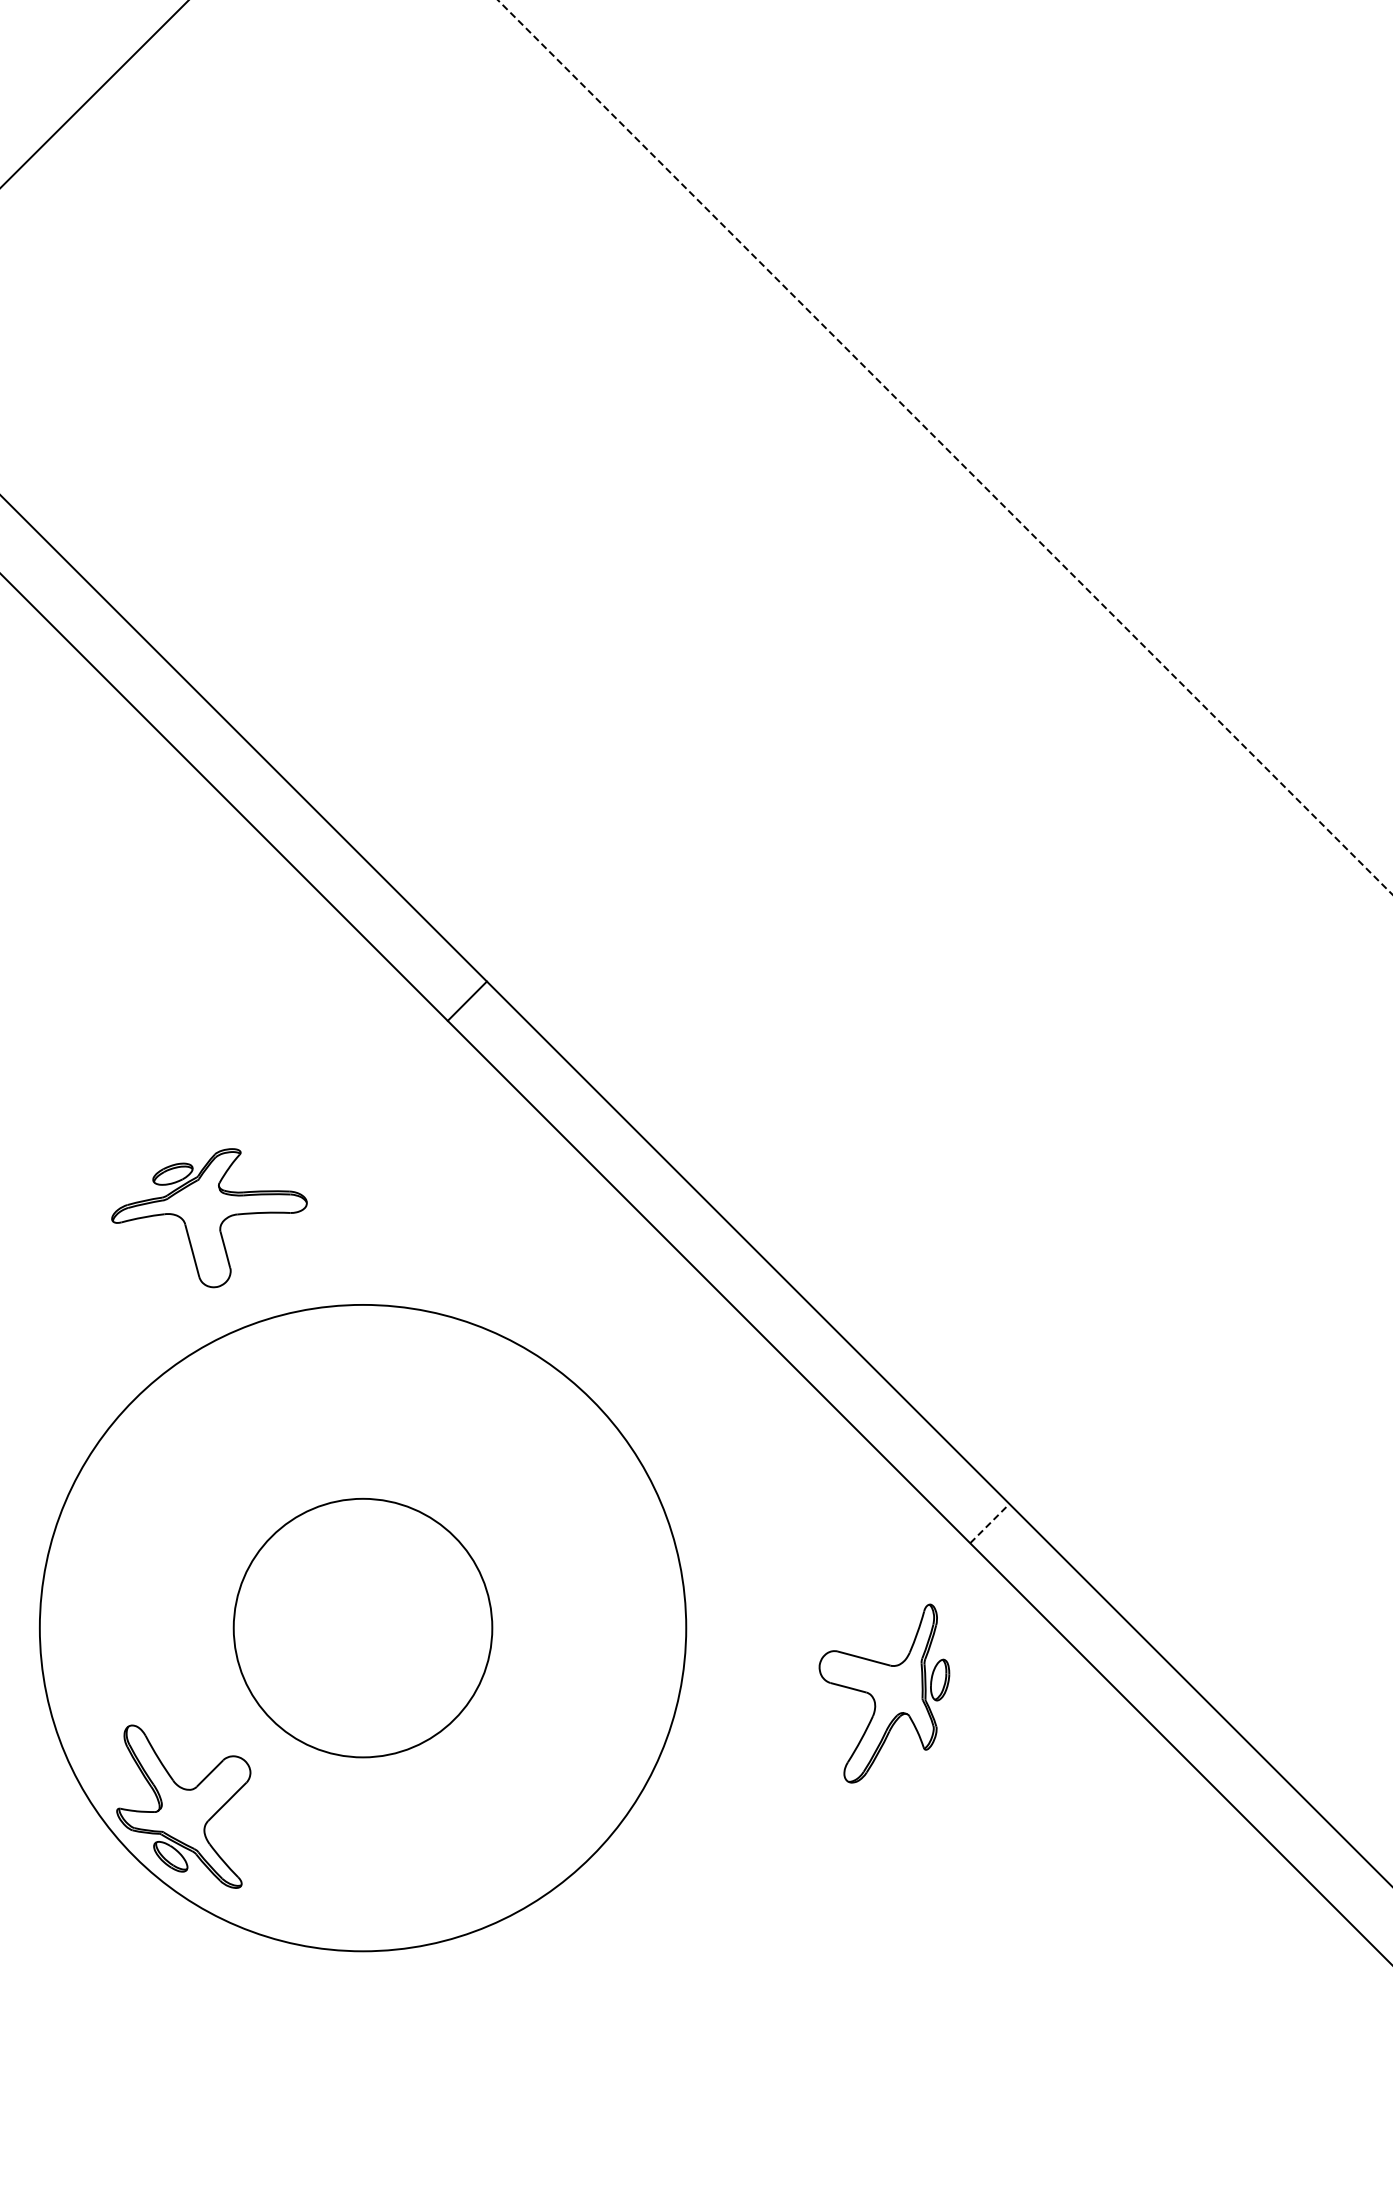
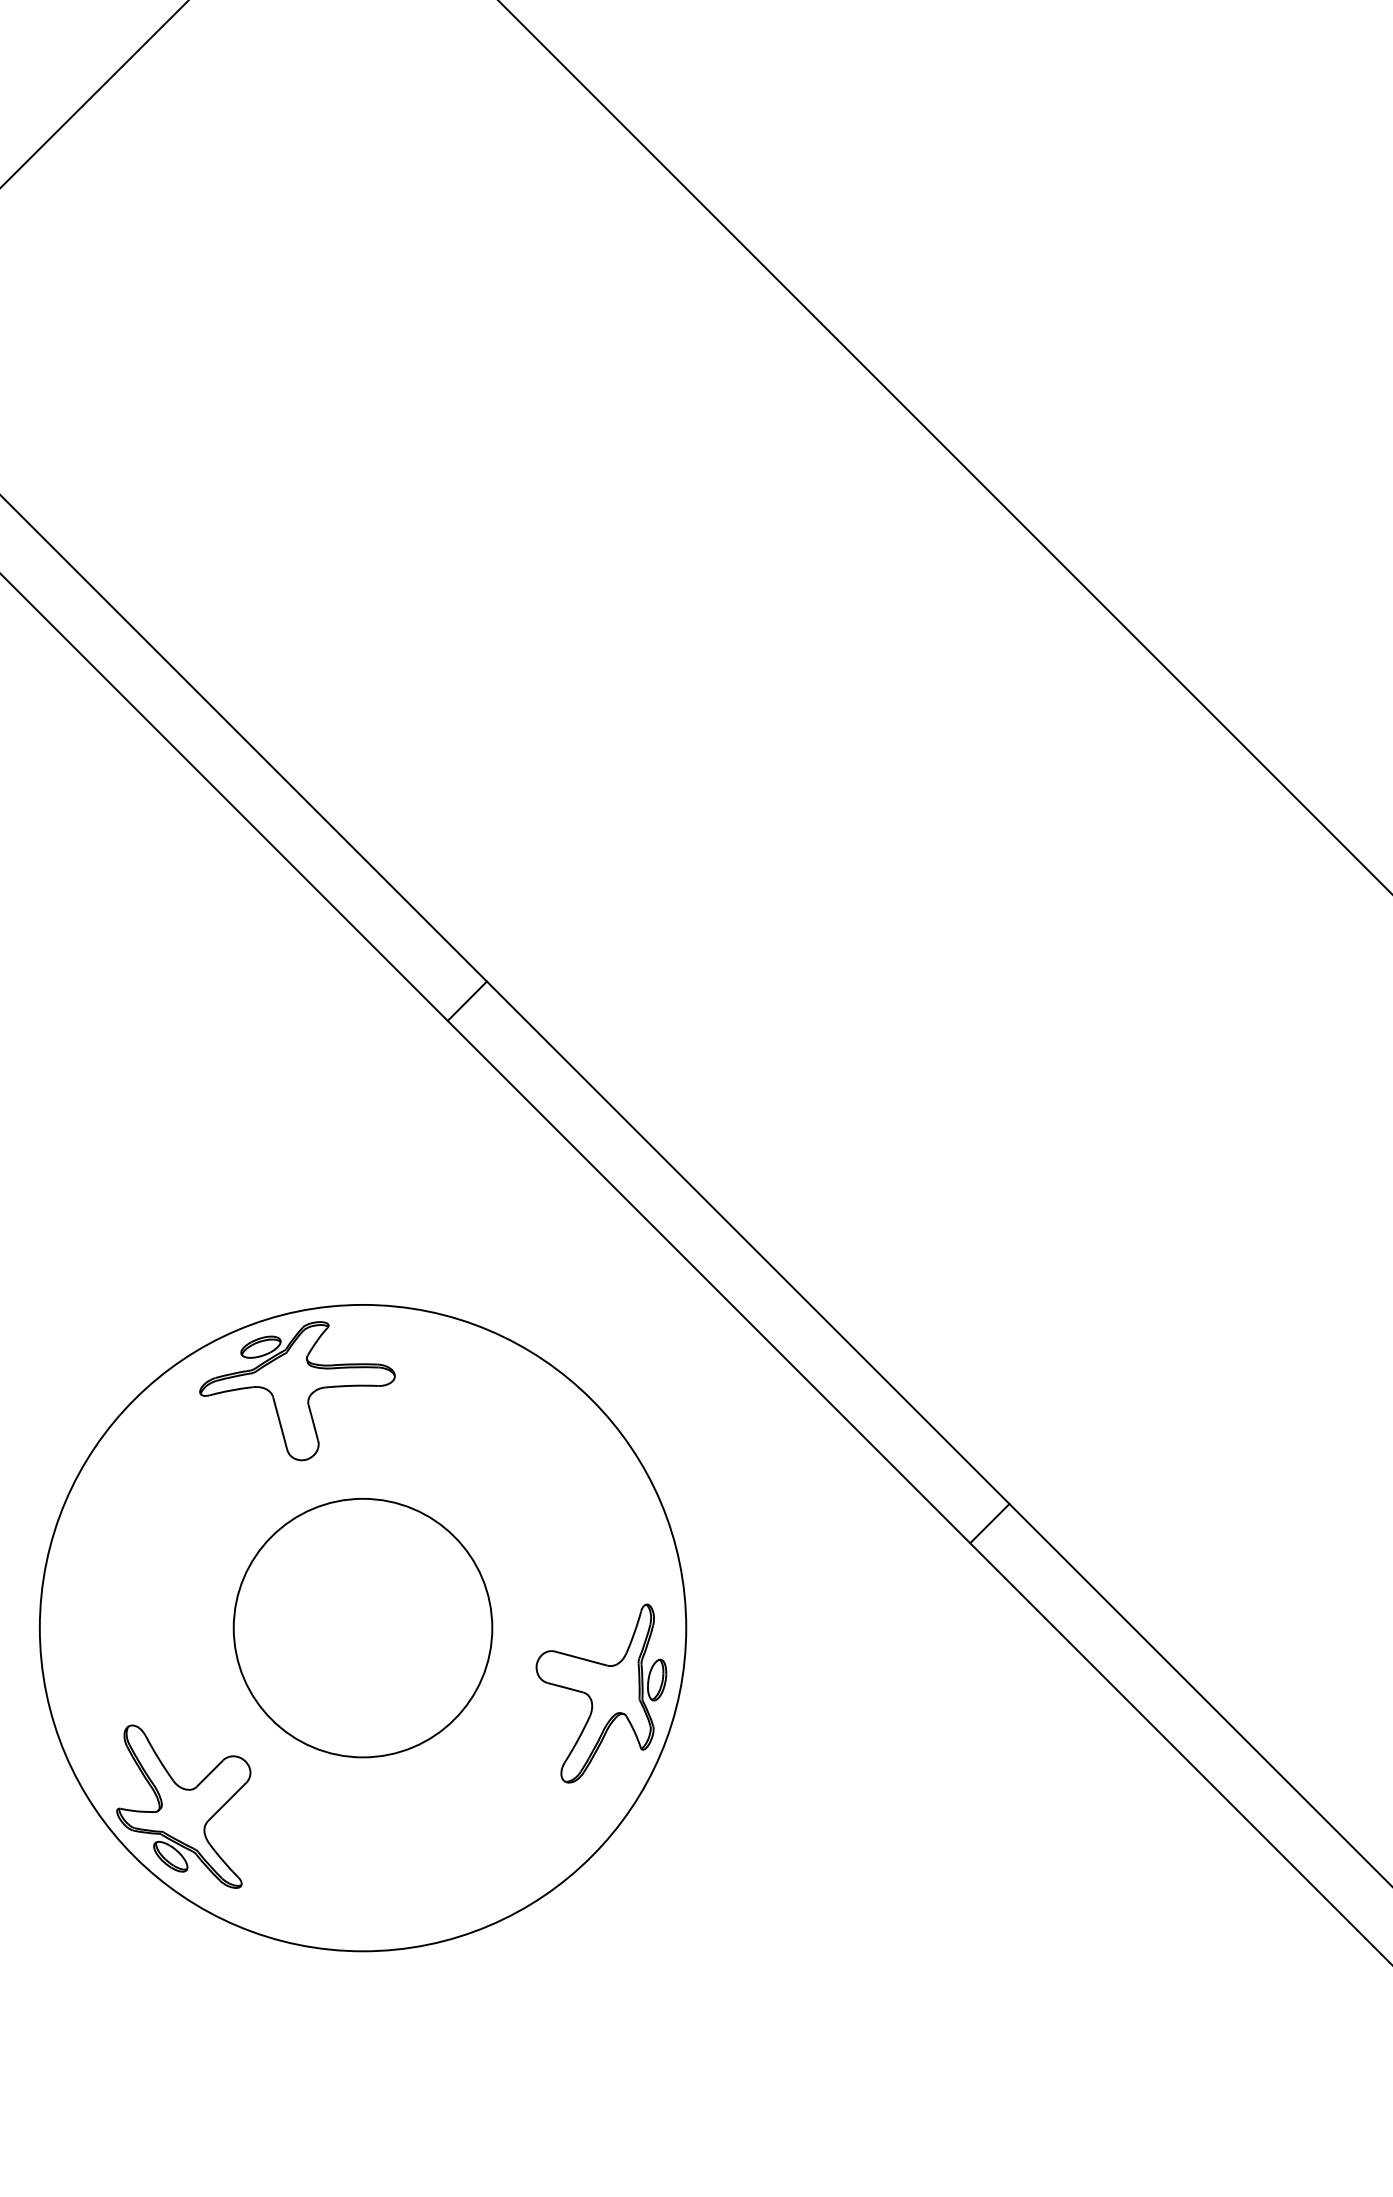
line: dashed -> solid (945, 447)
part position: (209, 1218) -> (297, 1391) (297, 1391)
line: dashed -> solid (989, 1523)
part position: (884, 1693) -> (601, 1693) (601, 1693)
